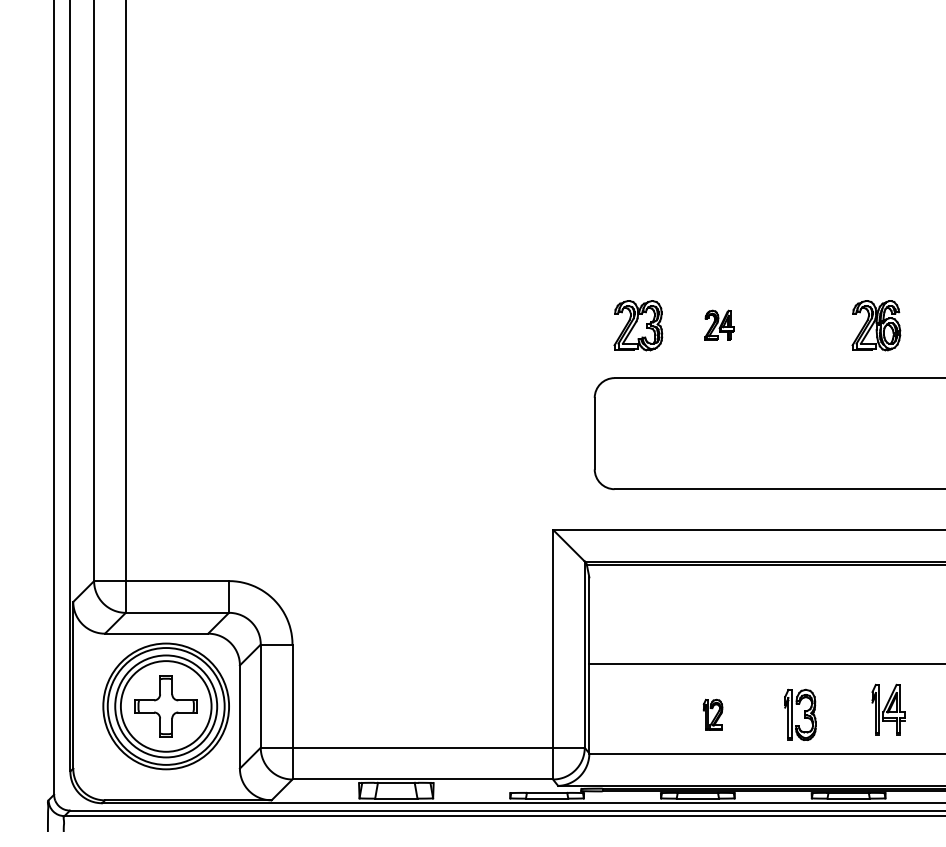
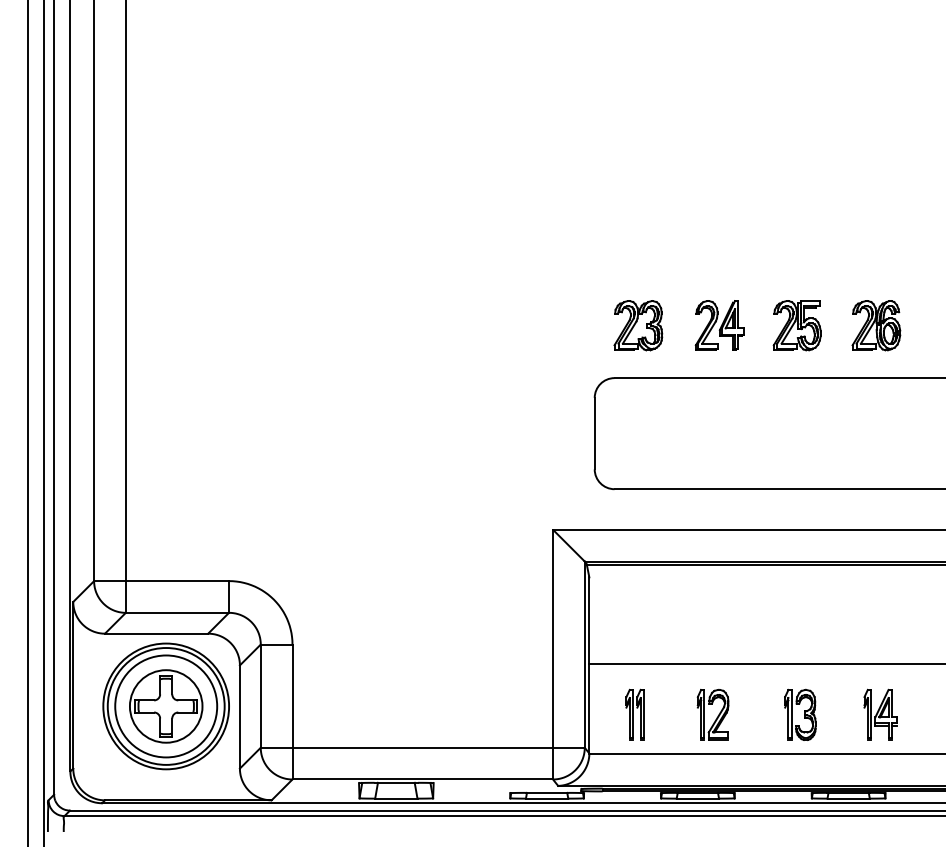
part size: 31x32 px -> 51x51 px (719, 325)
part: none -> present (796, 325)
line: none -> present (28, 422)
line: none -> present (44, 422)
circle diameter: 91 px -> 73 px (165, 706)
part position: (888, 709) -> (880, 714) (880, 714)
part: none -> present (634, 714)
part size: 22x33 px -> 34x52 px (712, 714)
